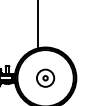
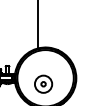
part position: (45, 77) -> (43, 83) (43, 83)
